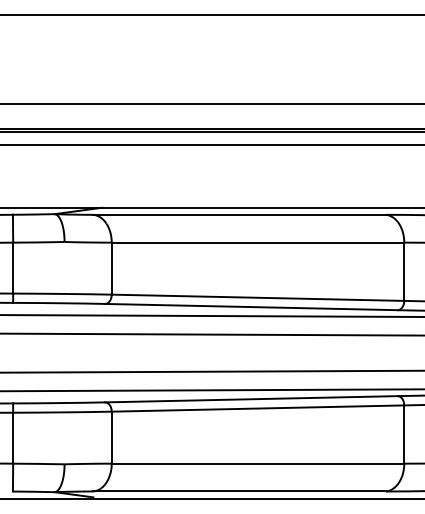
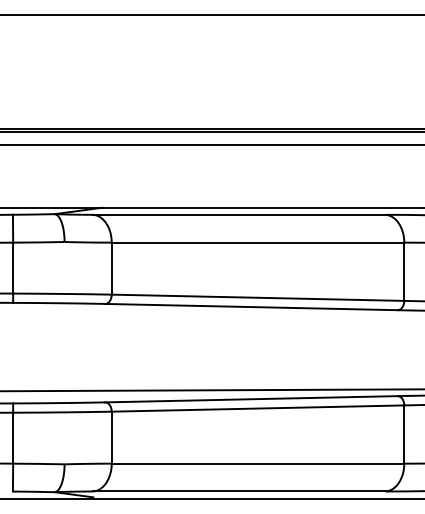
line: present -> none (211, 103)
line: present -> none (211, 315)
line: present -> none (211, 334)
line: present -> none (211, 371)
